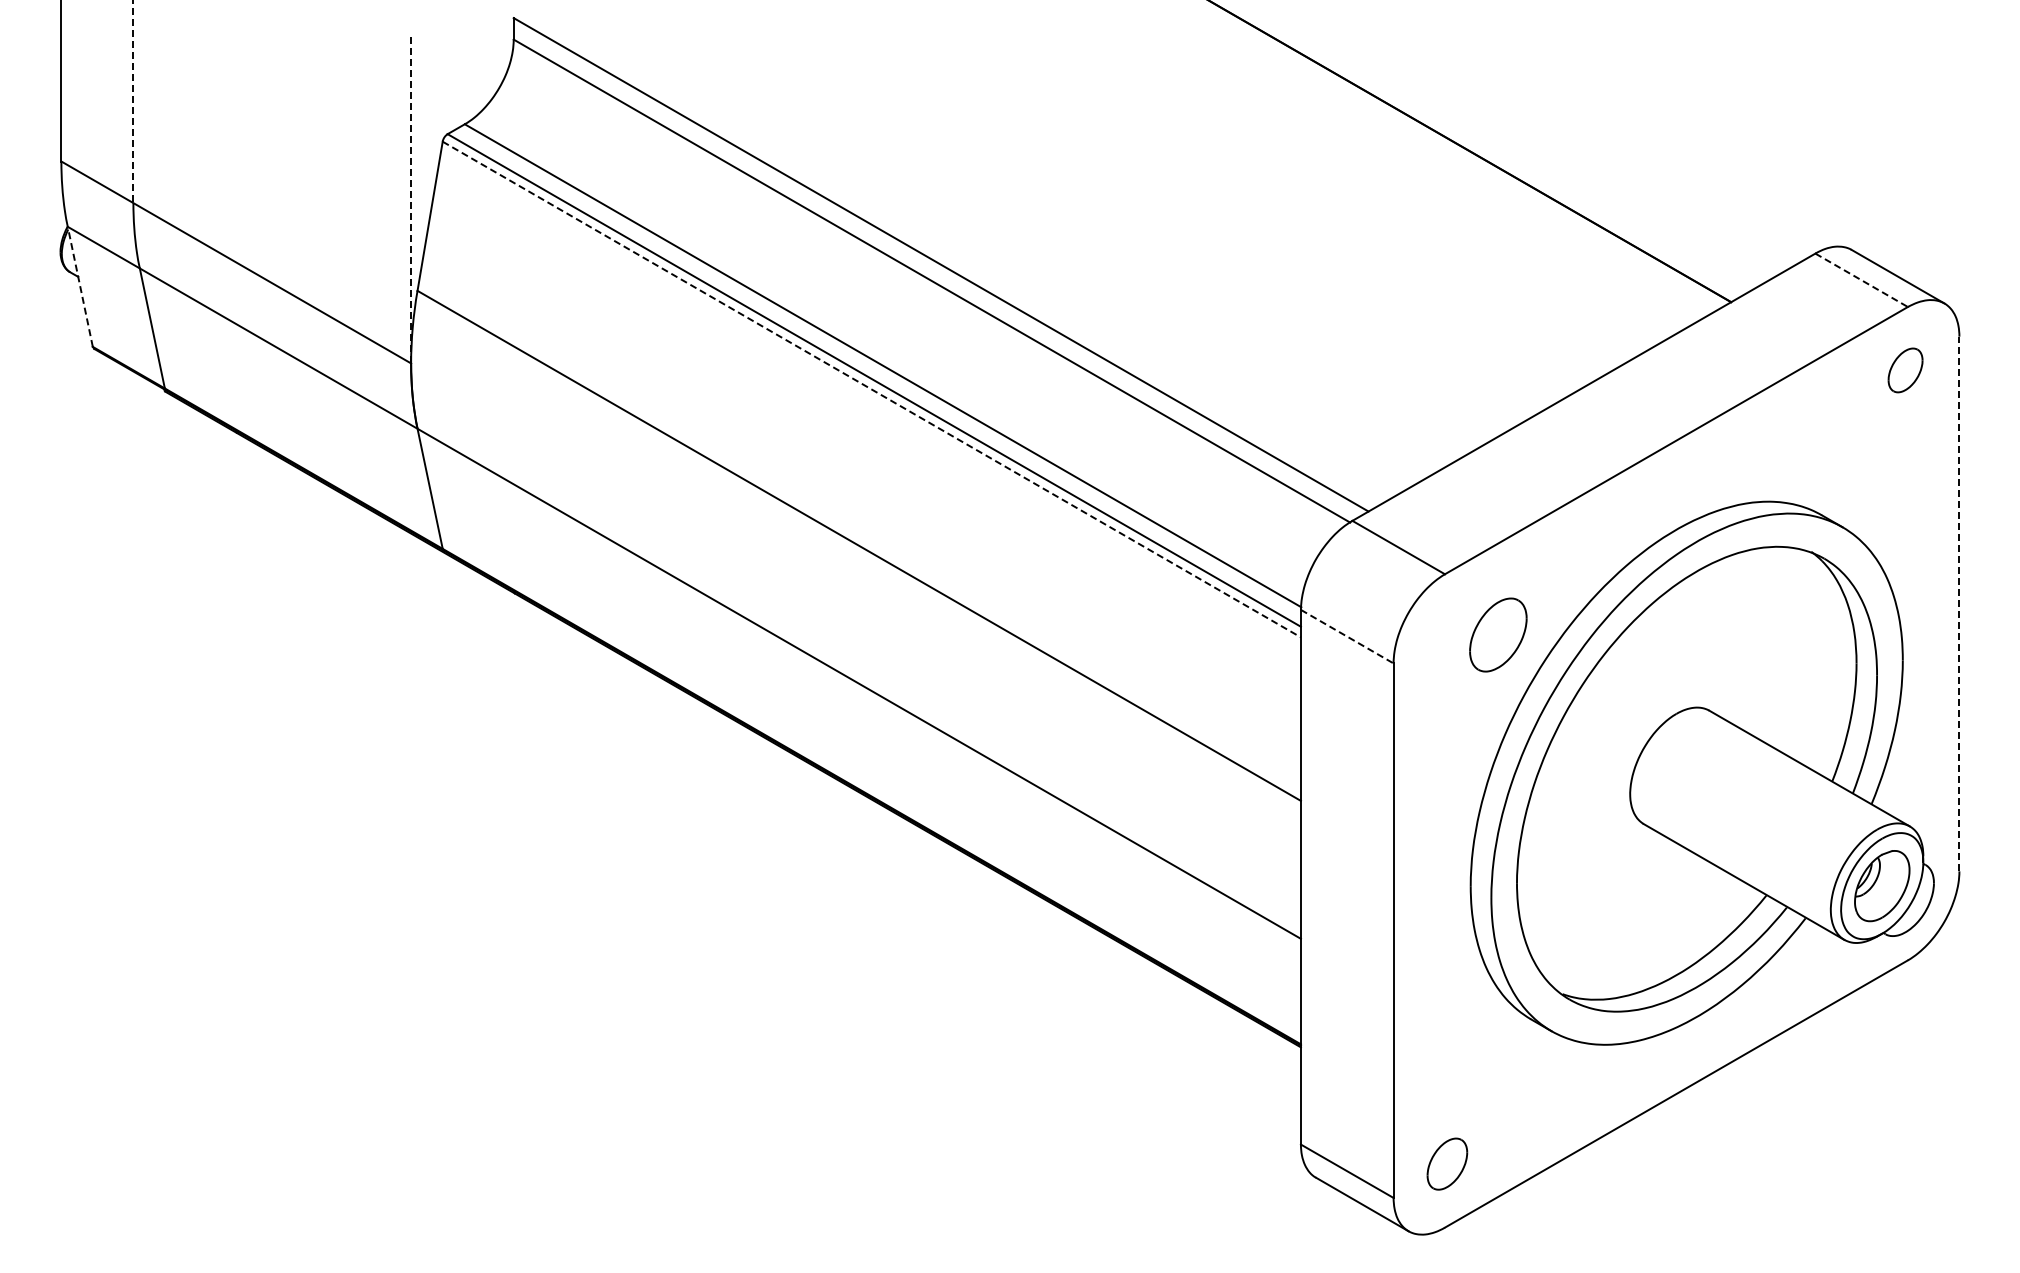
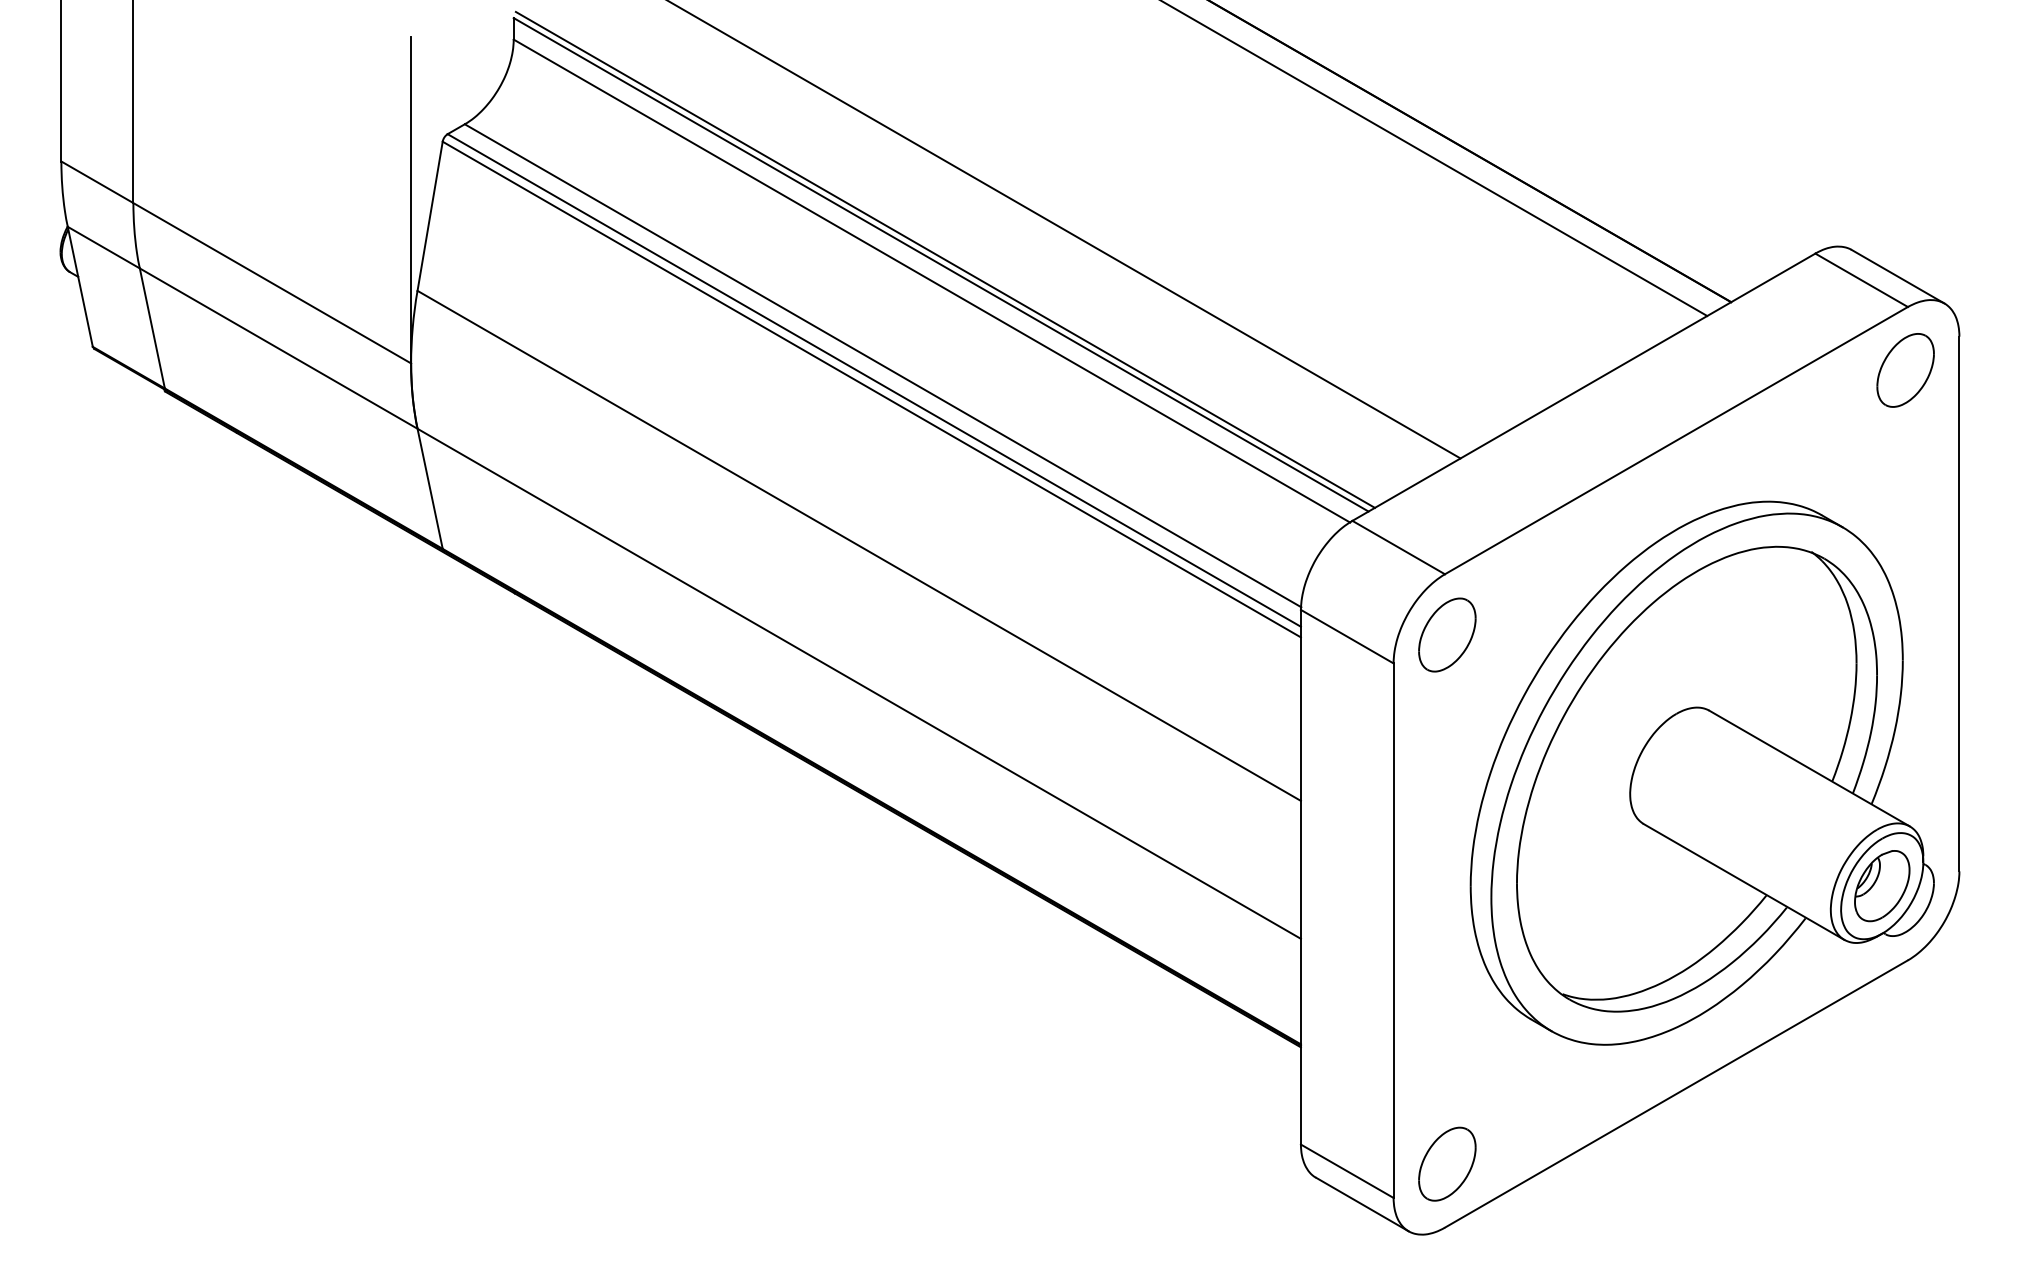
line: dashed -> solid (133, 102)
line: none -> present (1435, 159)
line: dashed -> solid (411, 200)
line: none -> present (1065, 230)
line: none -> present (945, 259)
line: dashed -> solid (1862, 280)
line: dashed -> solid (80, 286)
part size: 37x47 px -> 59x75 px (1905, 370)
line: dashed -> solid (871, 389)
line: dashed -> solid (1959, 603)
part position: (1498, 634) -> (1447, 634) (1447, 634)
line: dashed -> solid (1347, 636)
part size: 43x54 px -> 59x76 px (1447, 1163)
